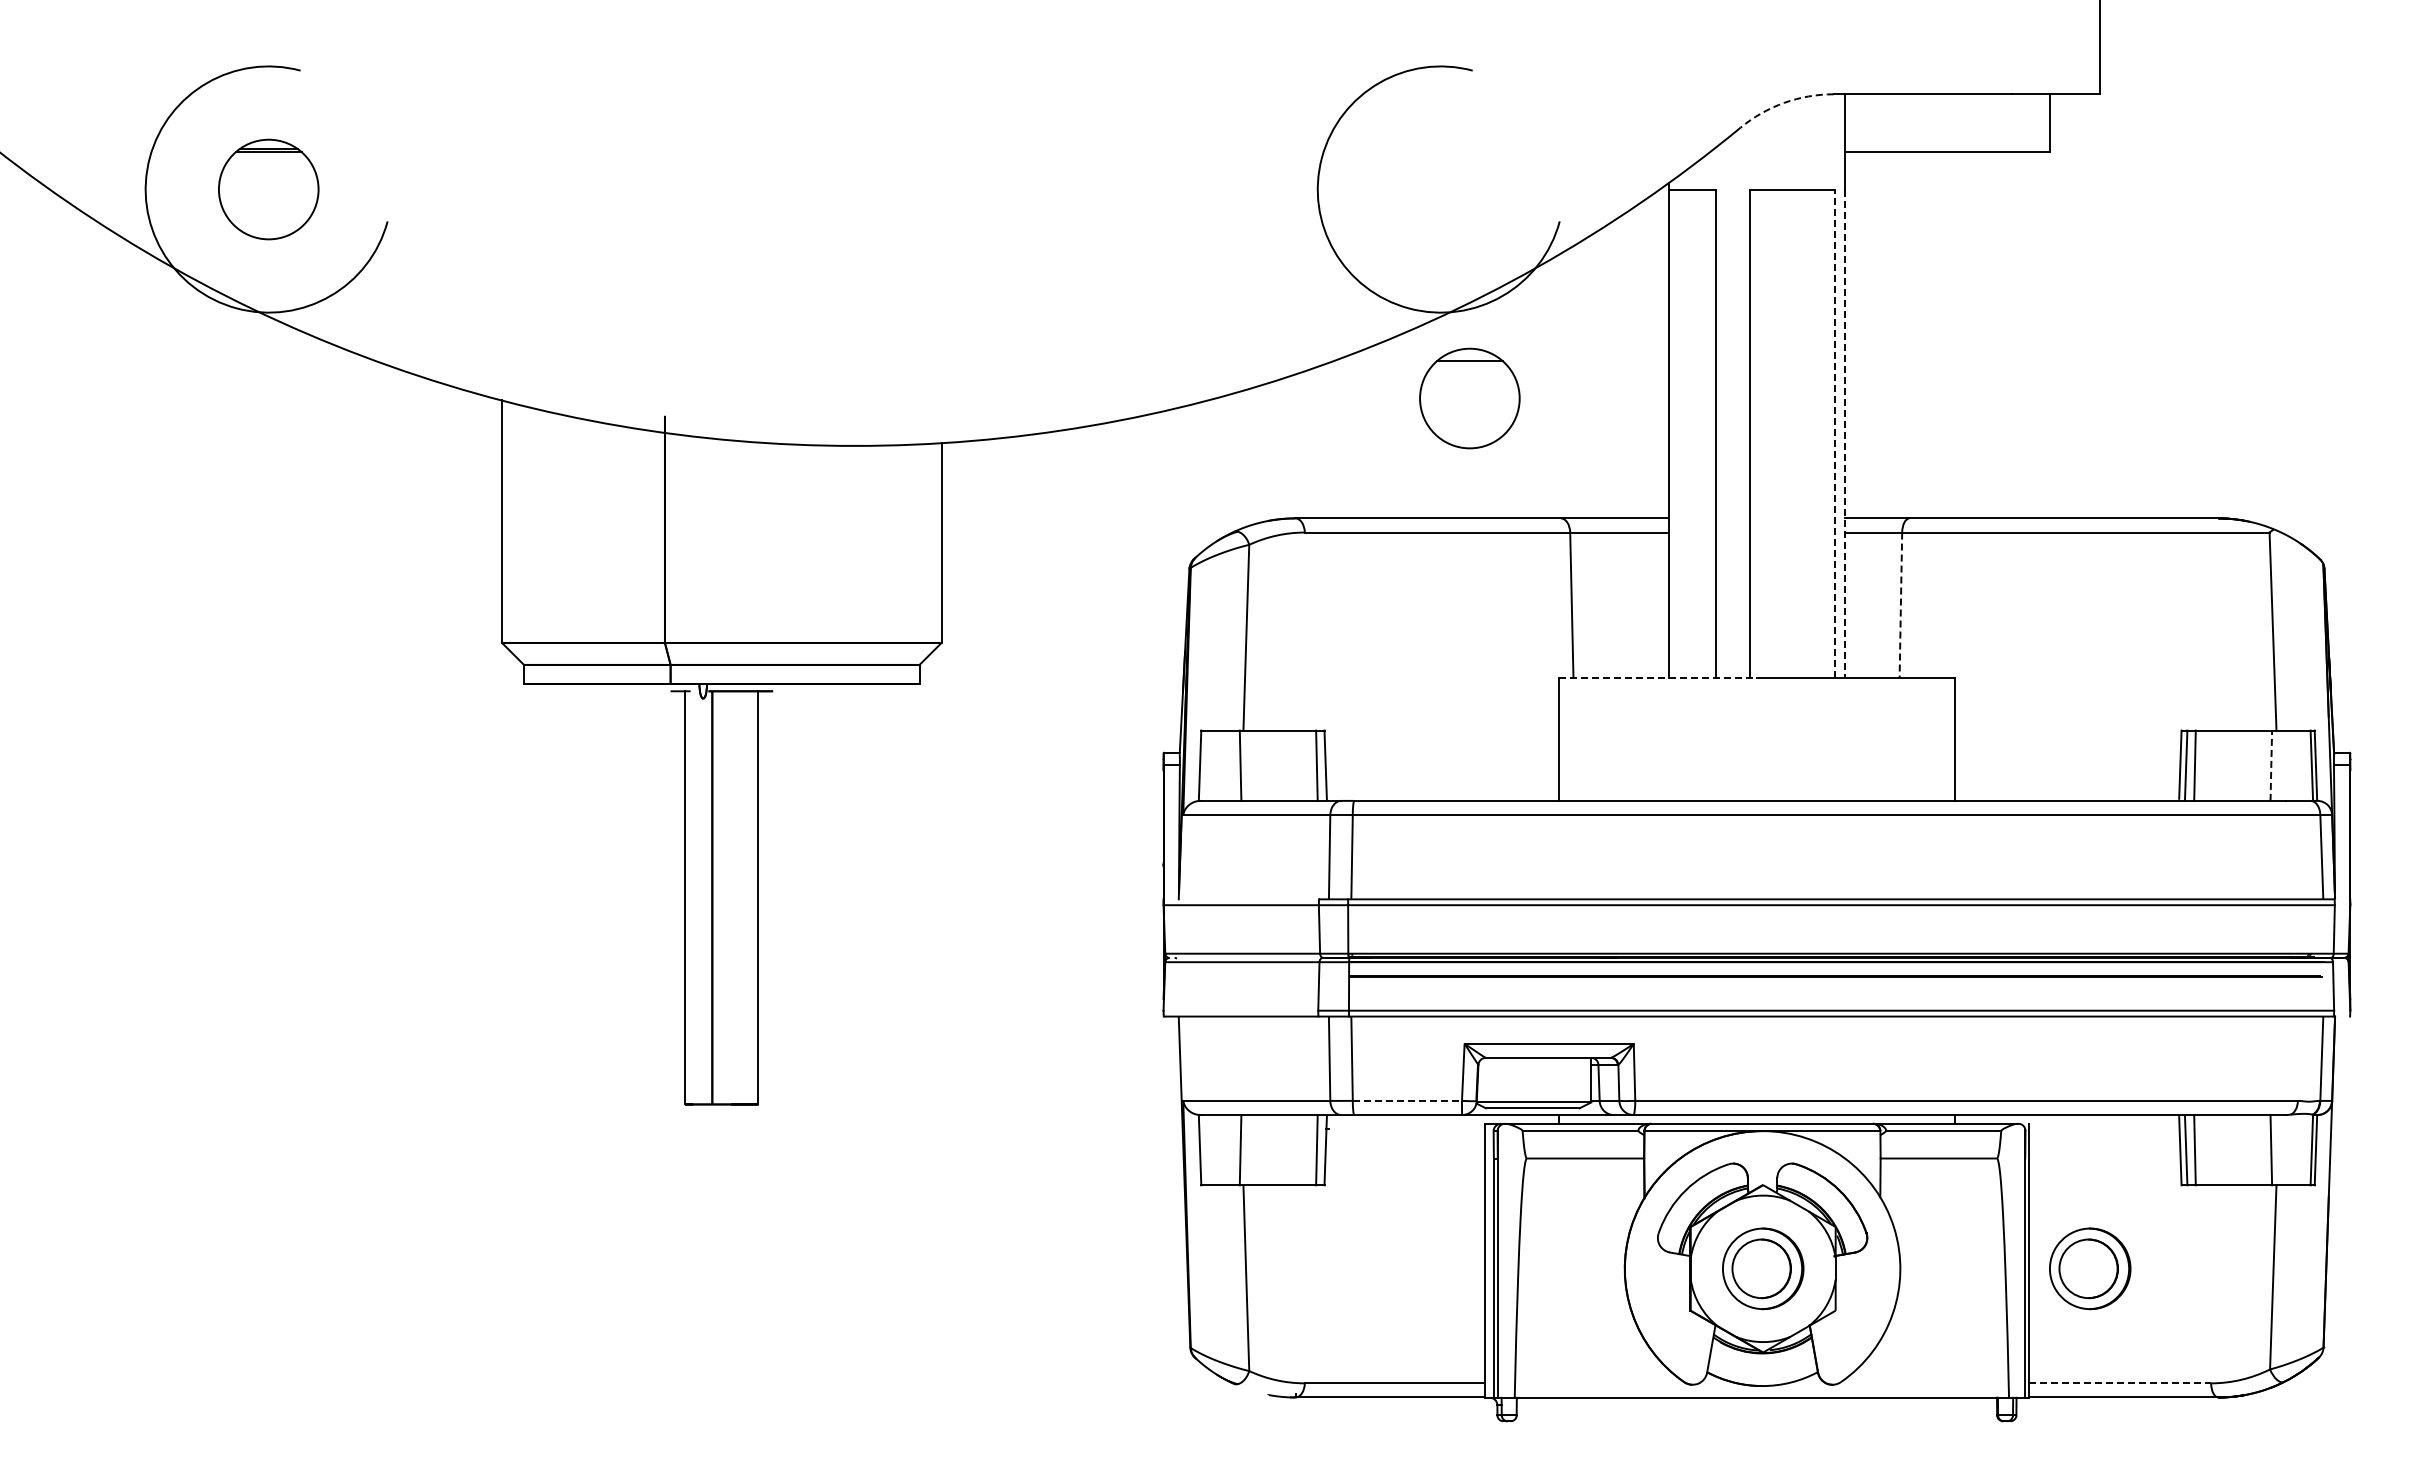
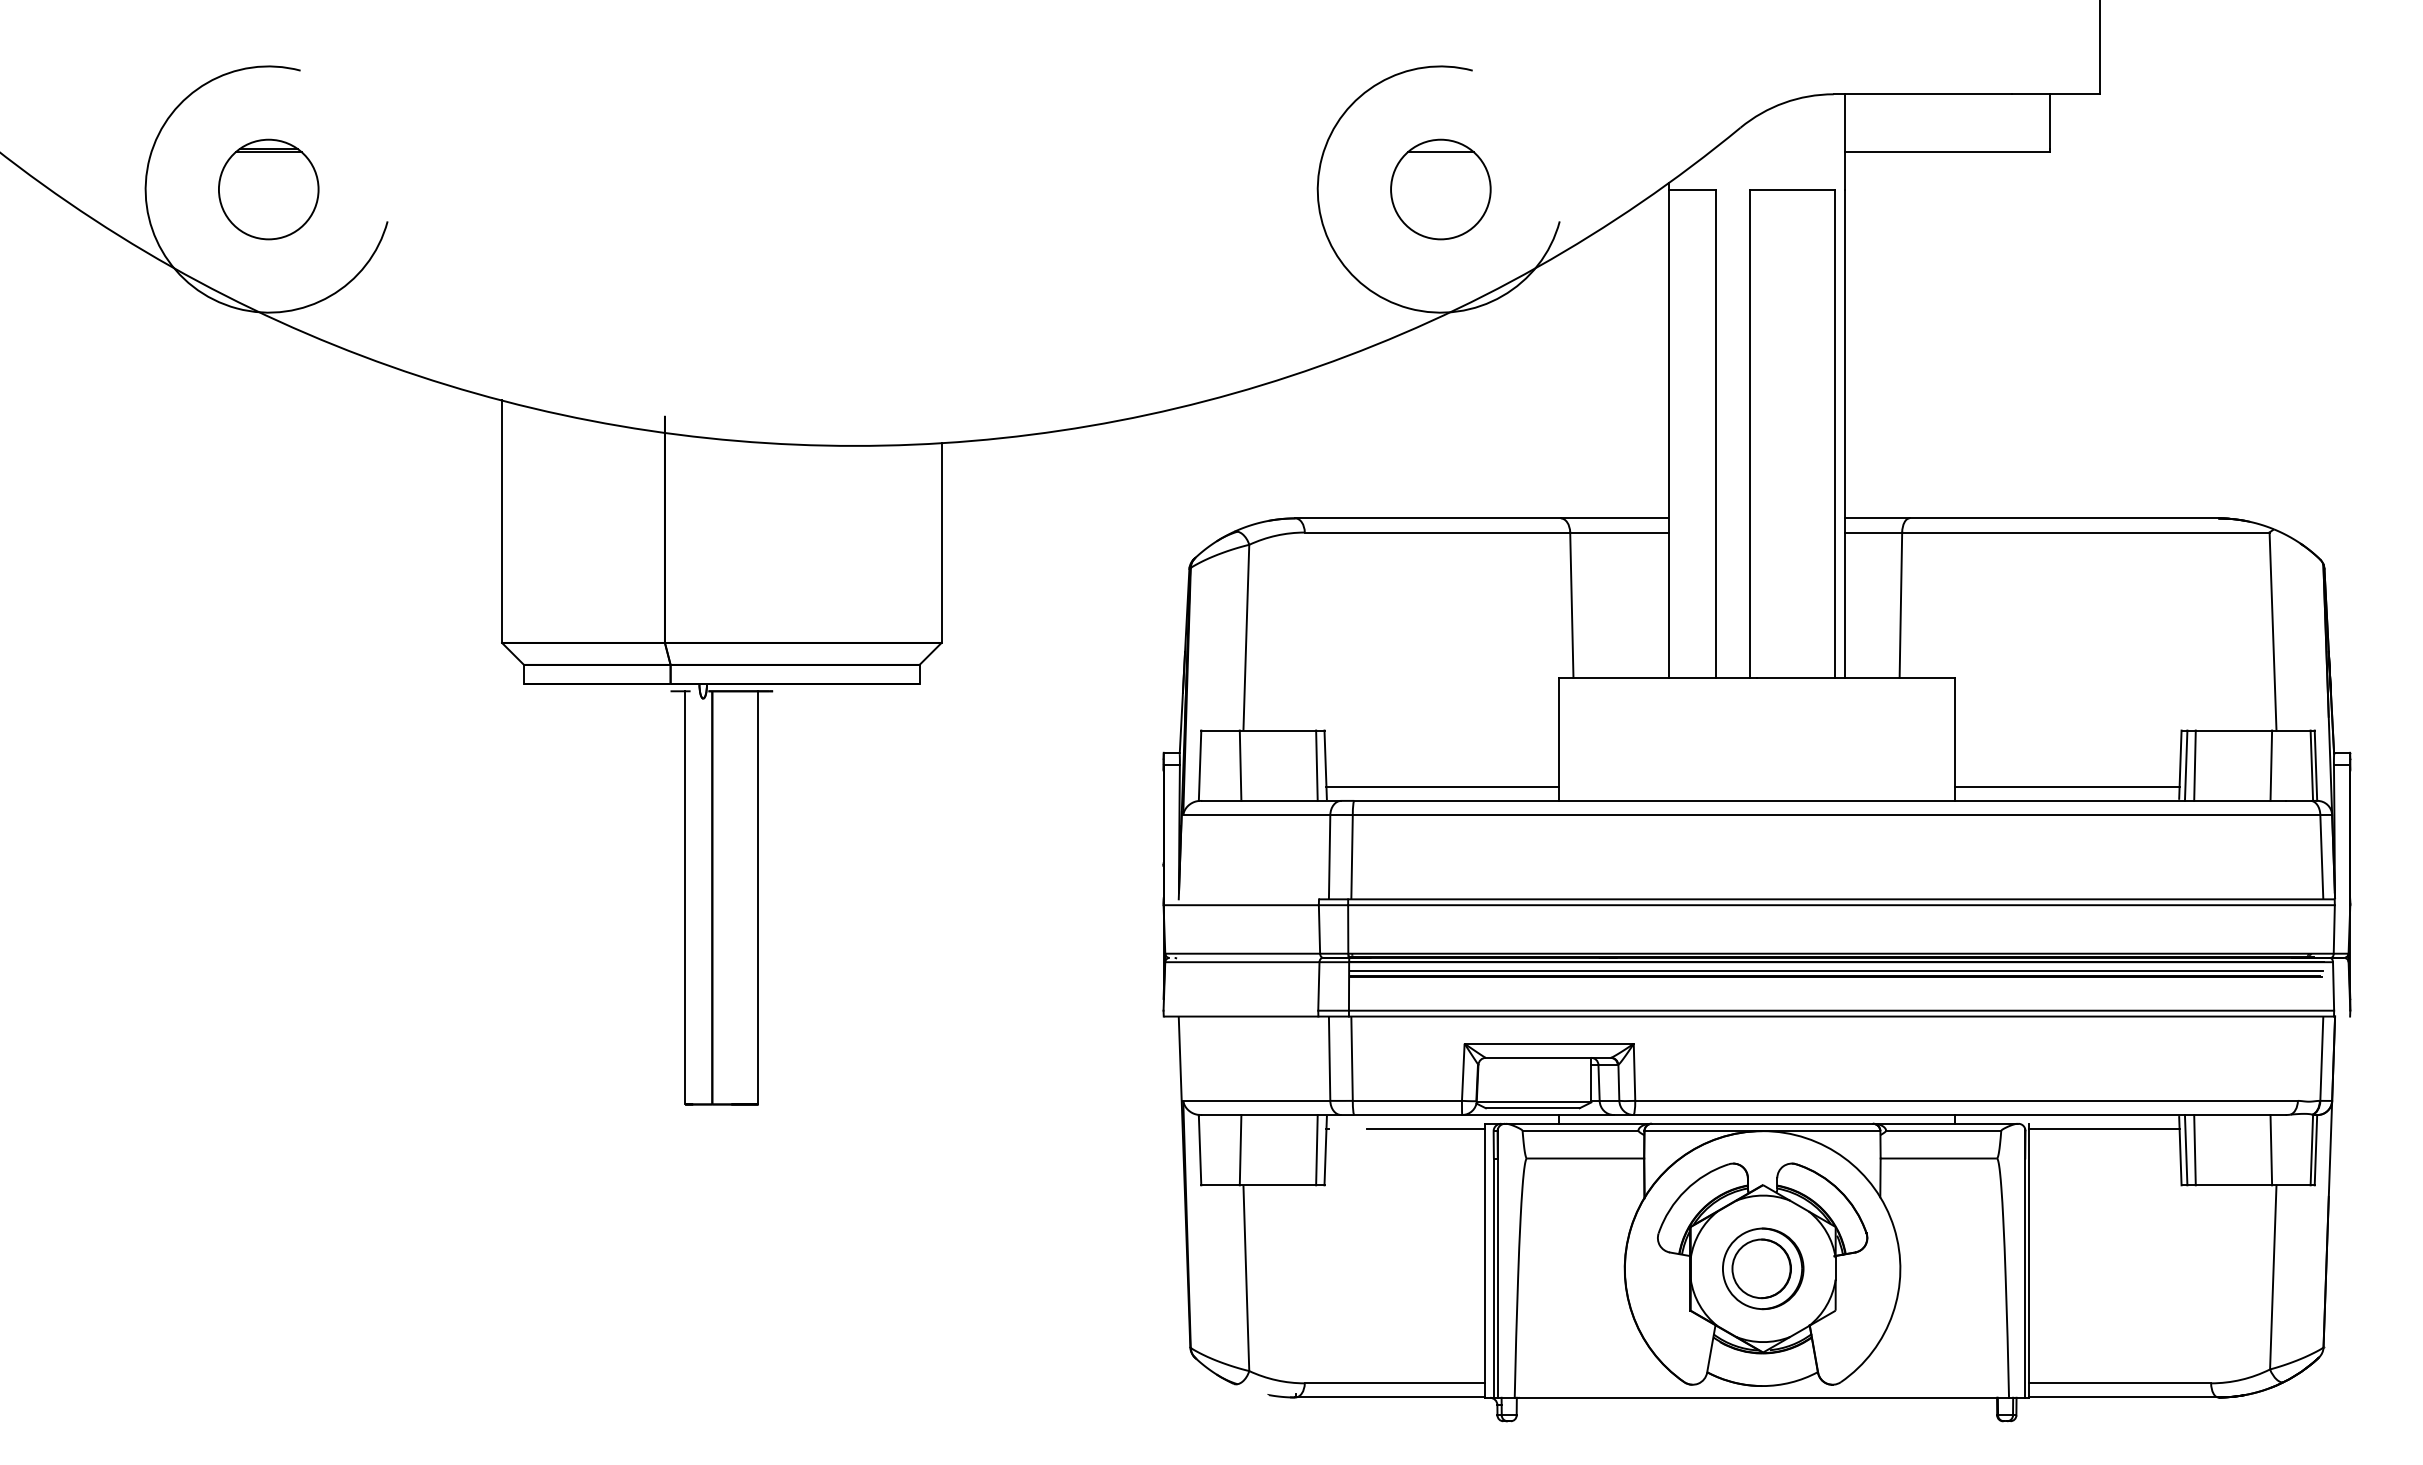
arc: dashed -> solid (1784, 102)
part position: (1469, 398) -> (1440, 189) (1440, 189)
line: dashed -> solid (1834, 434)
line: dashed -> solid (1844, 434)
line: dashed -> solid (1900, 605)
line: dashed -> solid (1658, 677)
line: dashed -> solid (2271, 765)
line: none -> present (1442, 786)
line: none -> present (2067, 786)
line: none -> present (1836, 971)
line: dashed -> solid (1407, 1100)
line: none -> present (1425, 1129)
line: none -> present (2103, 1129)
part: present -> none (2090, 1268)
line: dashed -> solid (2120, 1383)
